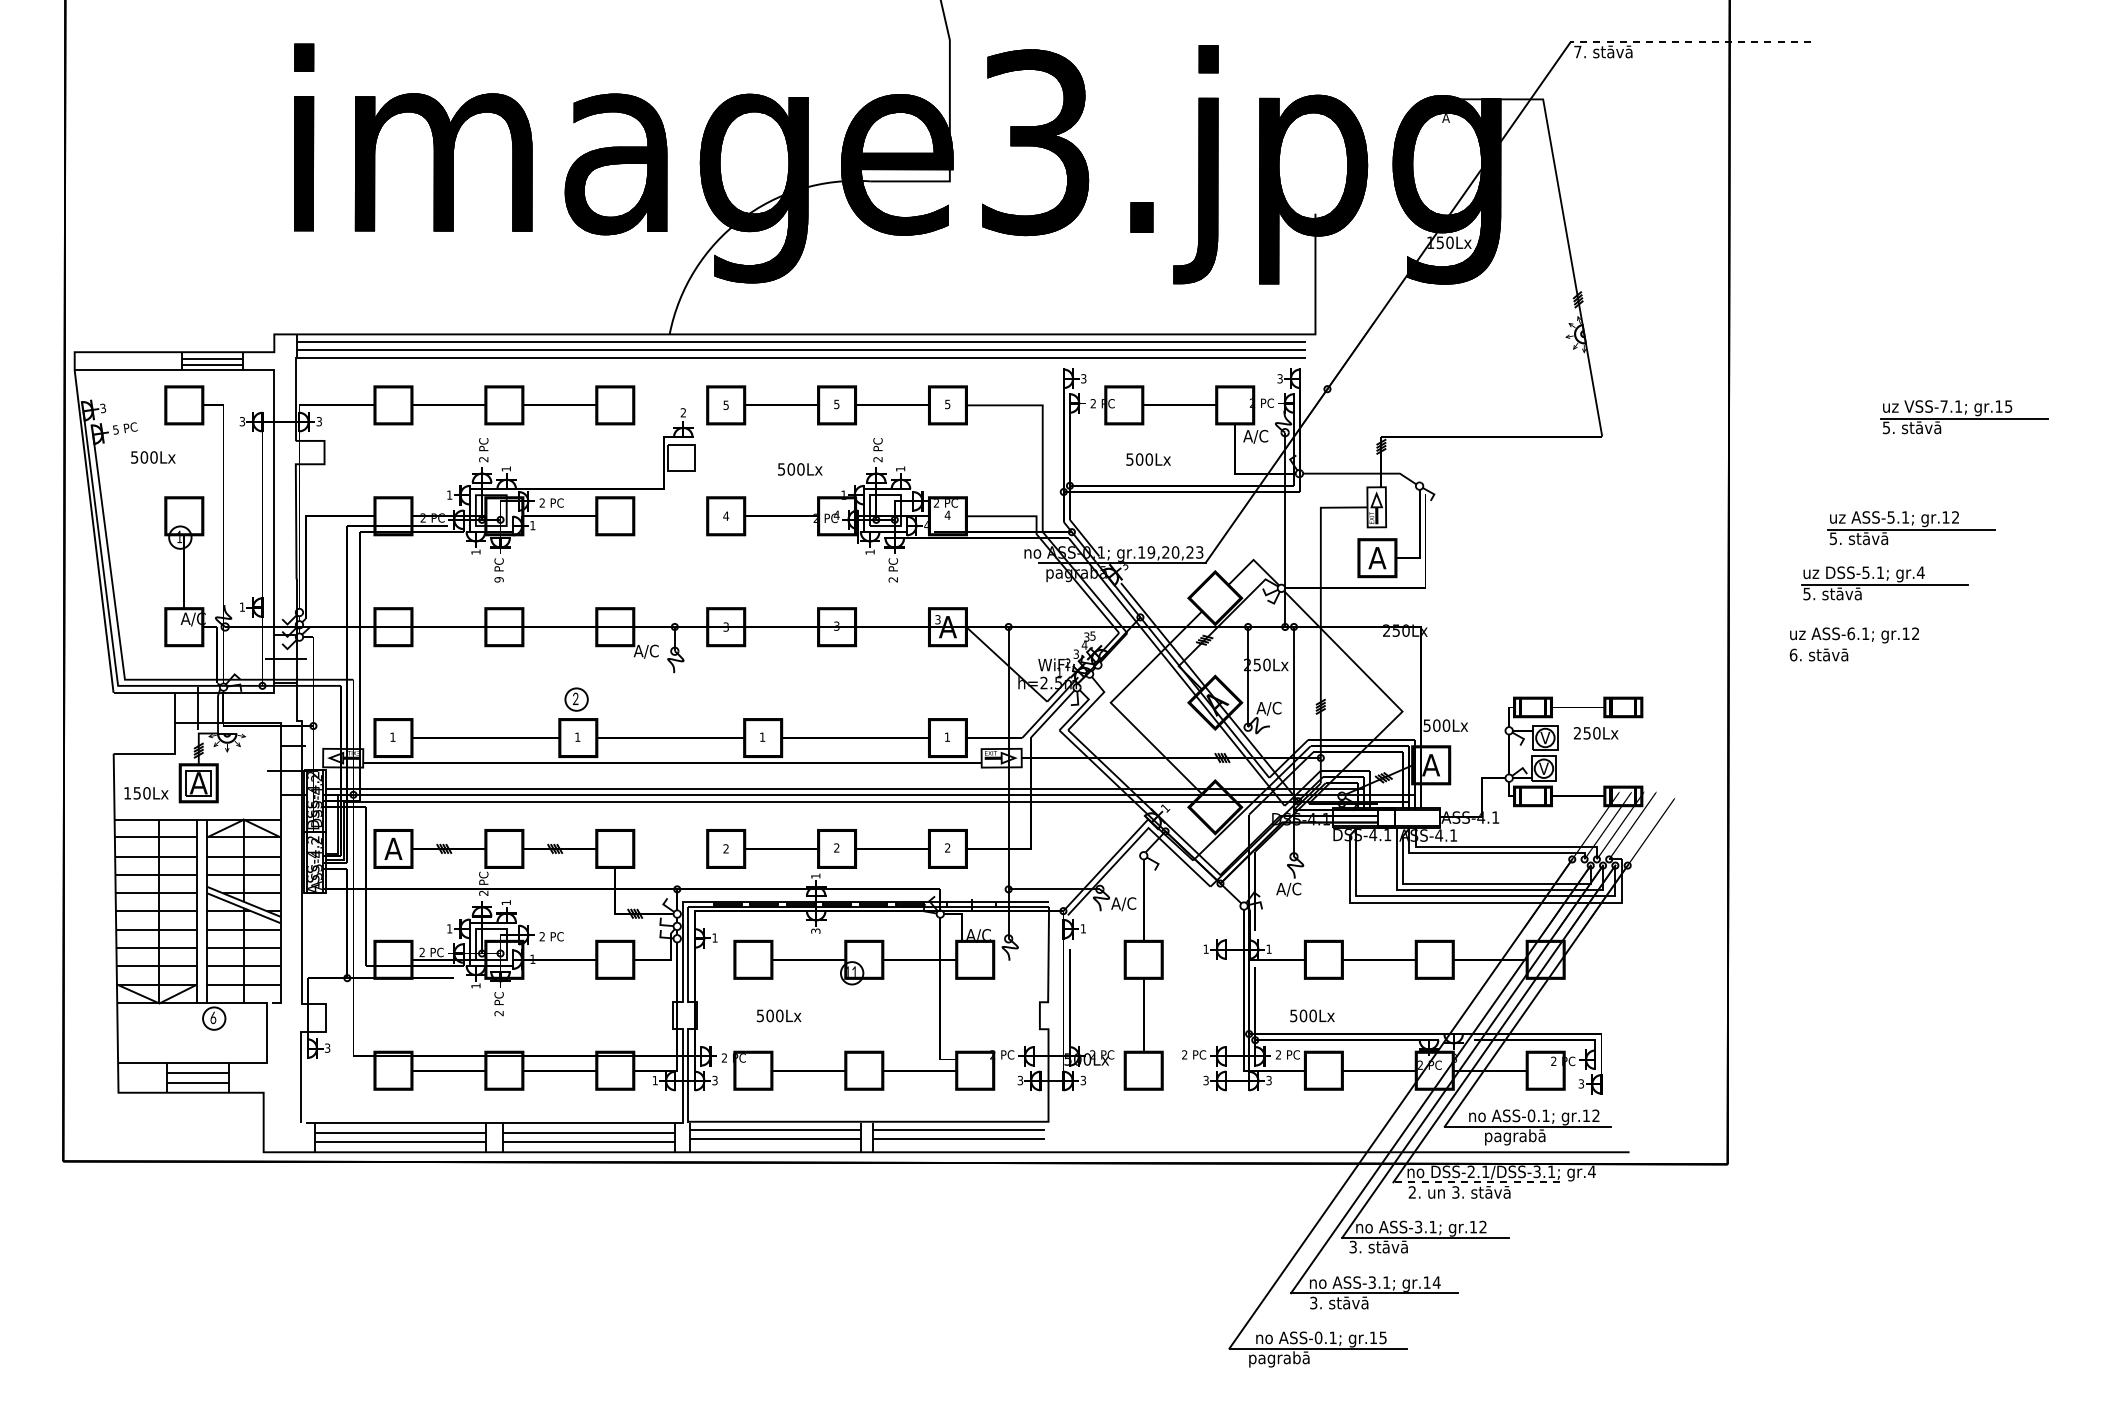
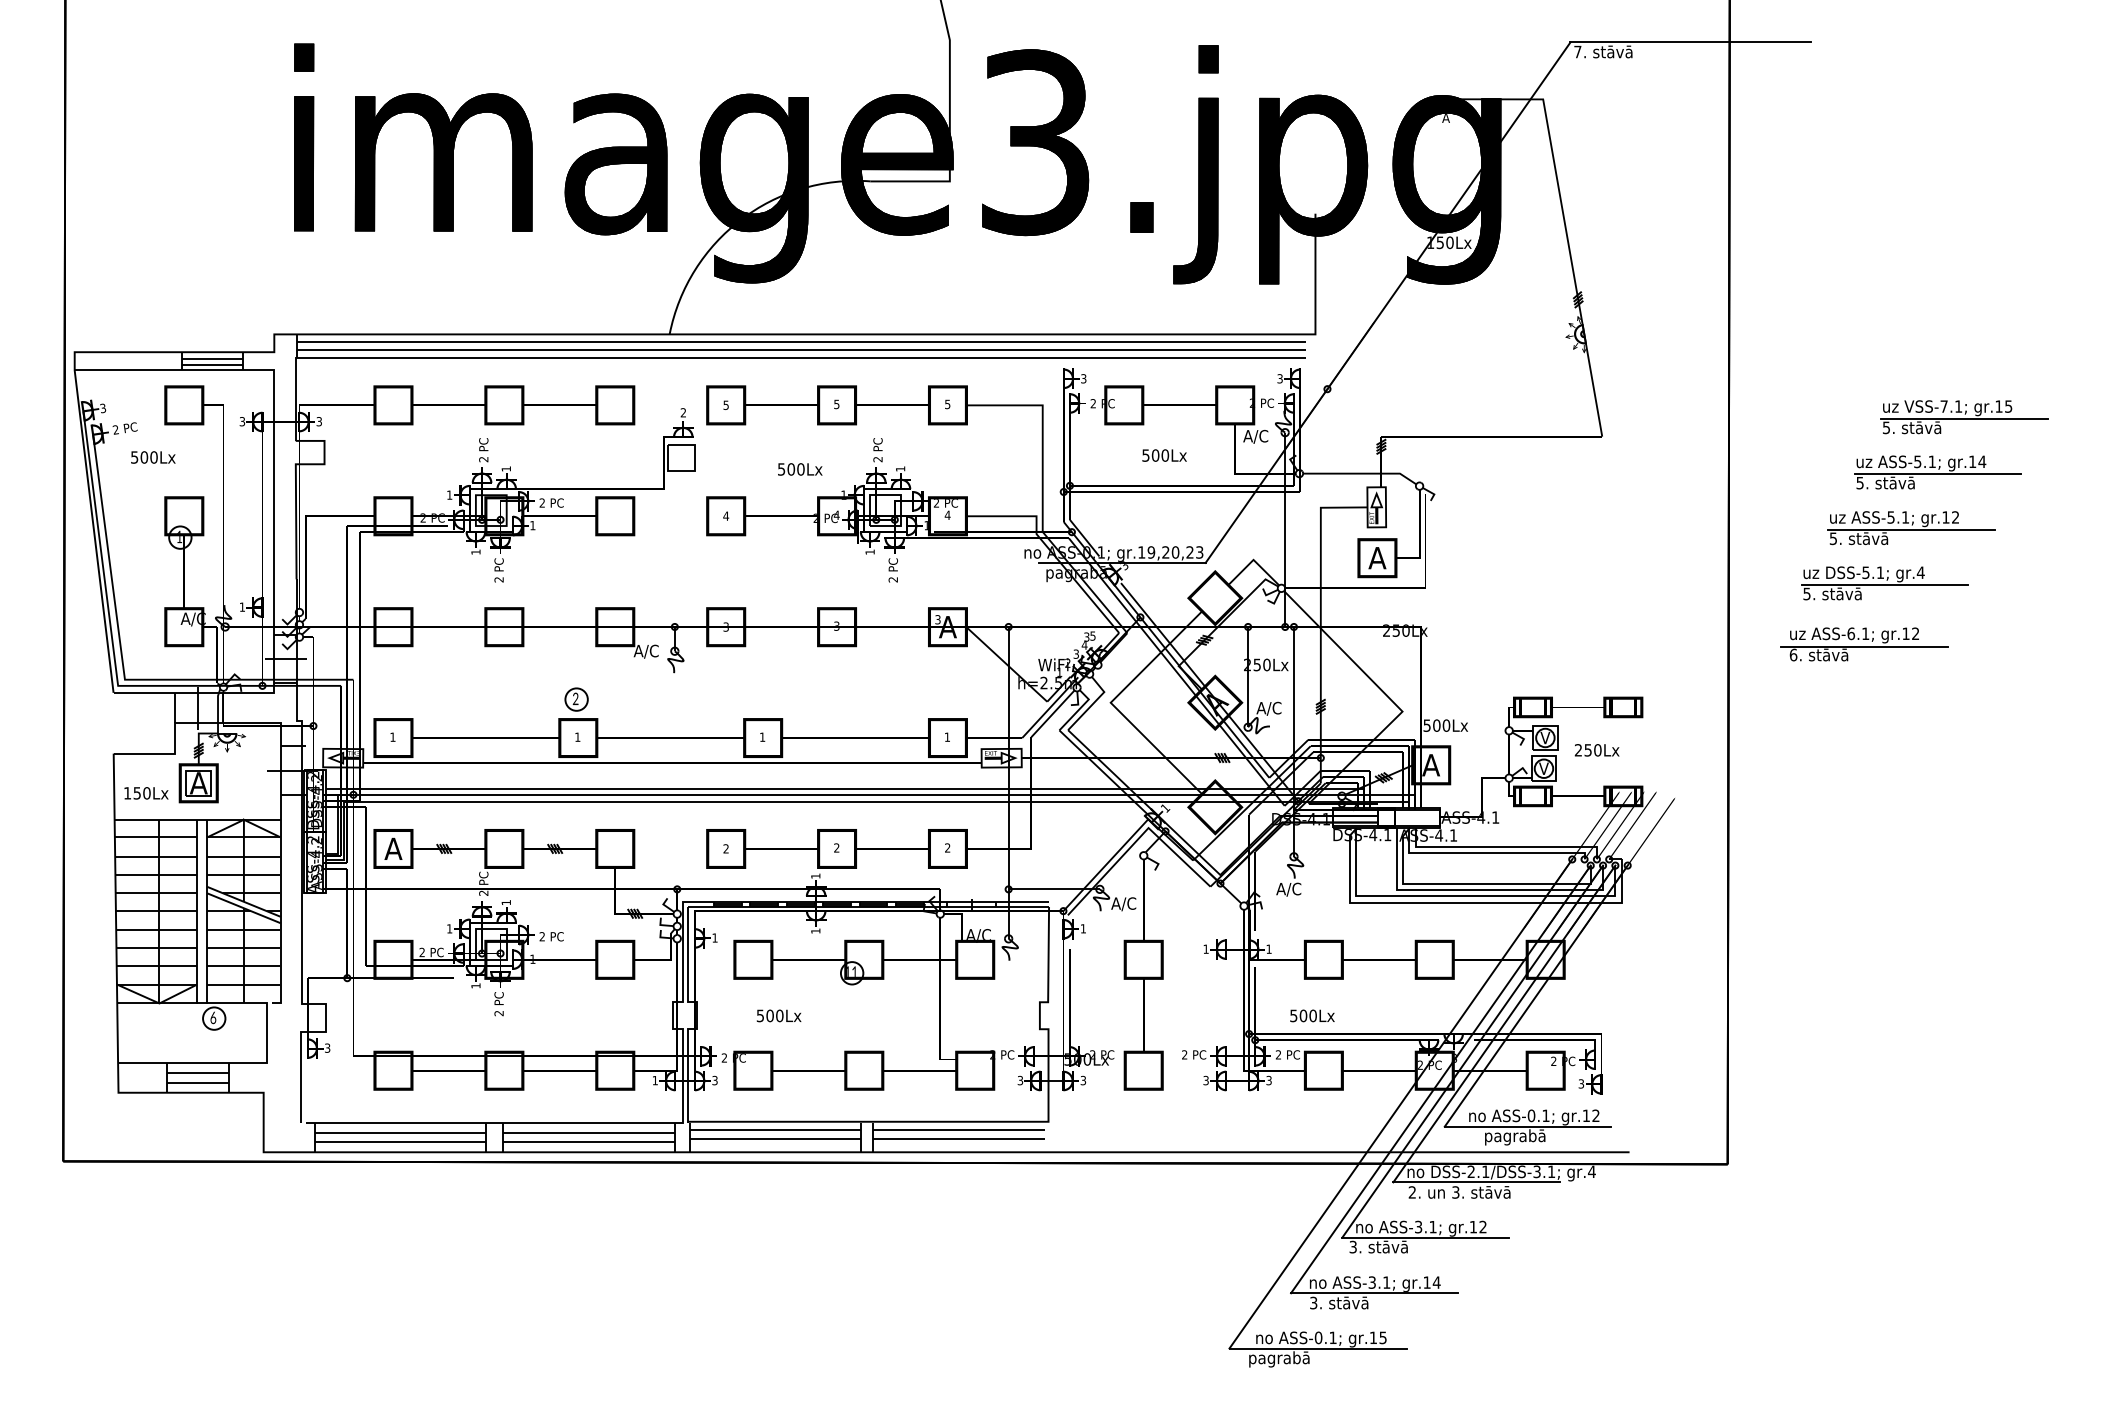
line: dashed -> solid (1690, 42)
text: 5 -> 2 (115, 429)
text position: (1148, 459) -> (1164, 455) (1164, 455)
part: none -> present (1937, 472)
text: 4 -> 1 (925, 525)
text: 9 -> 2 (498, 579)
line: none -> present (1863, 646)
text position: (1595, 733) -> (1596, 750) (1596, 750)
text: 3 -> 1 (815, 930)
line: dashed -> solid (1476, 1182)
